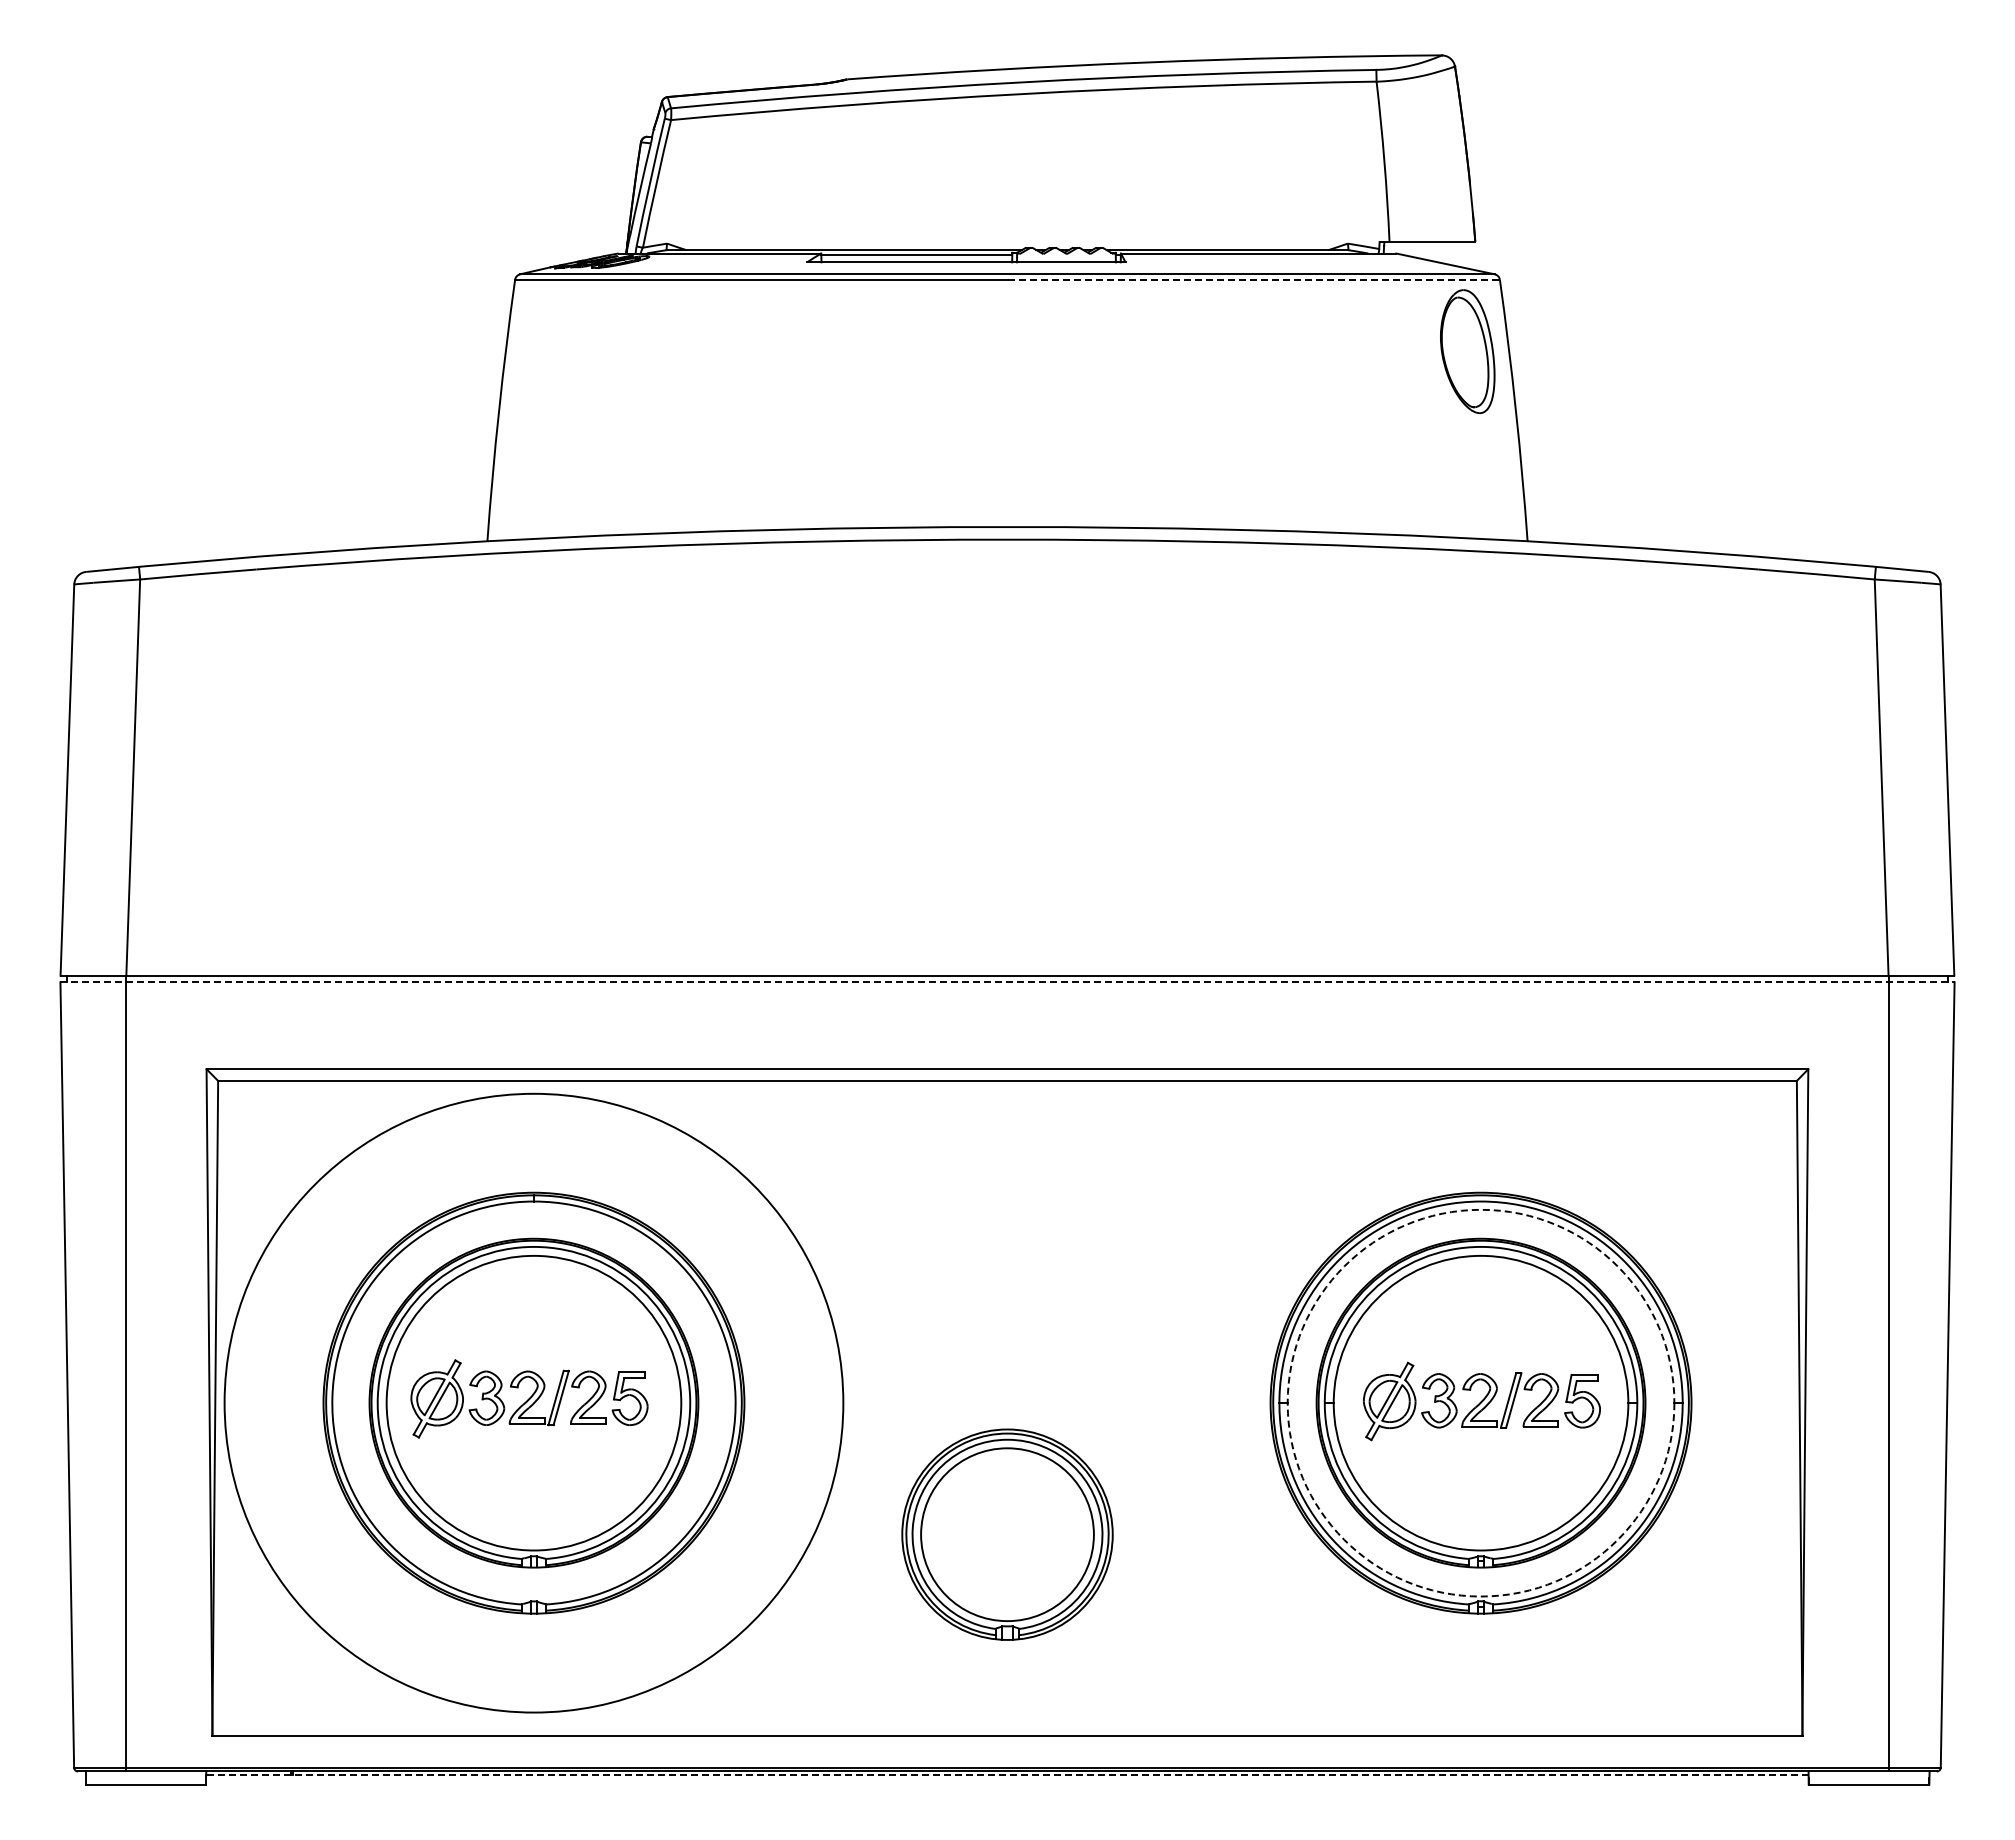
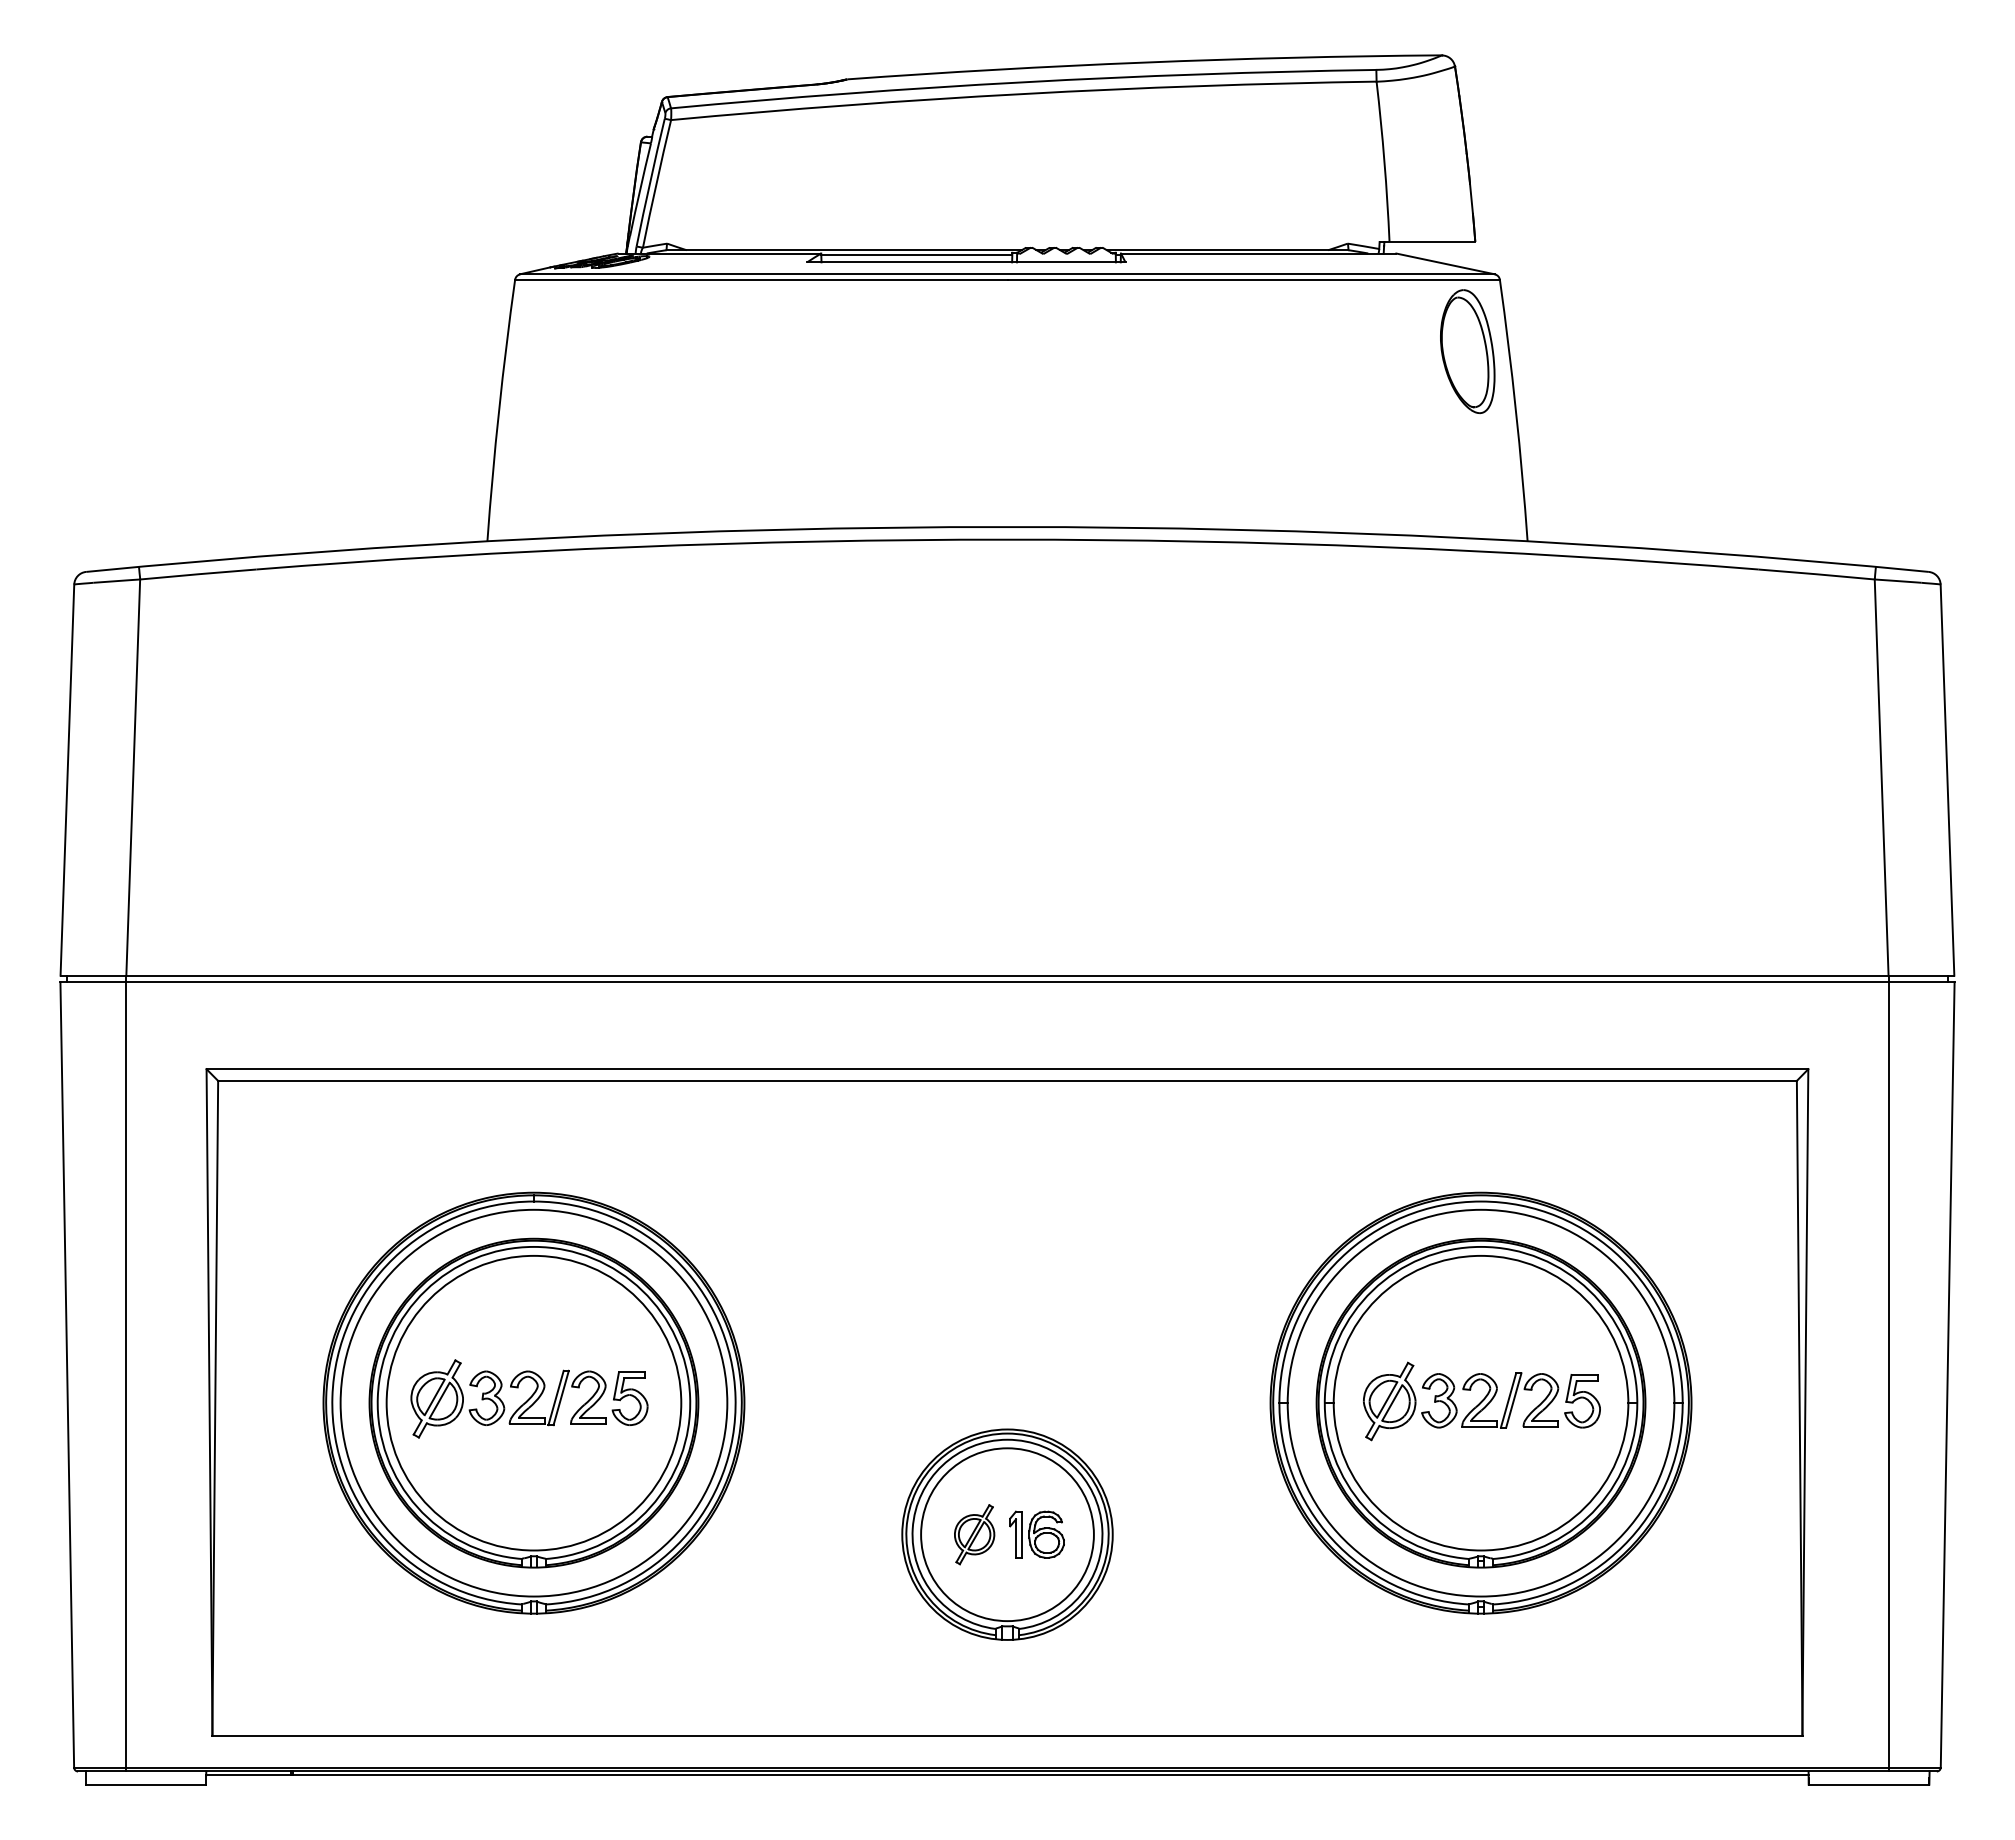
line: dashed -> solid (1254, 279)
line: dashed -> solid (1008, 982)
circle diameter: 619 px -> 387 px (533, 1402)
circle: dashed -> solid (1480, 1402)
part: none -> present (974, 1534)
part: none -> present (1036, 1534)
line: dashed -> solid (1006, 1775)
